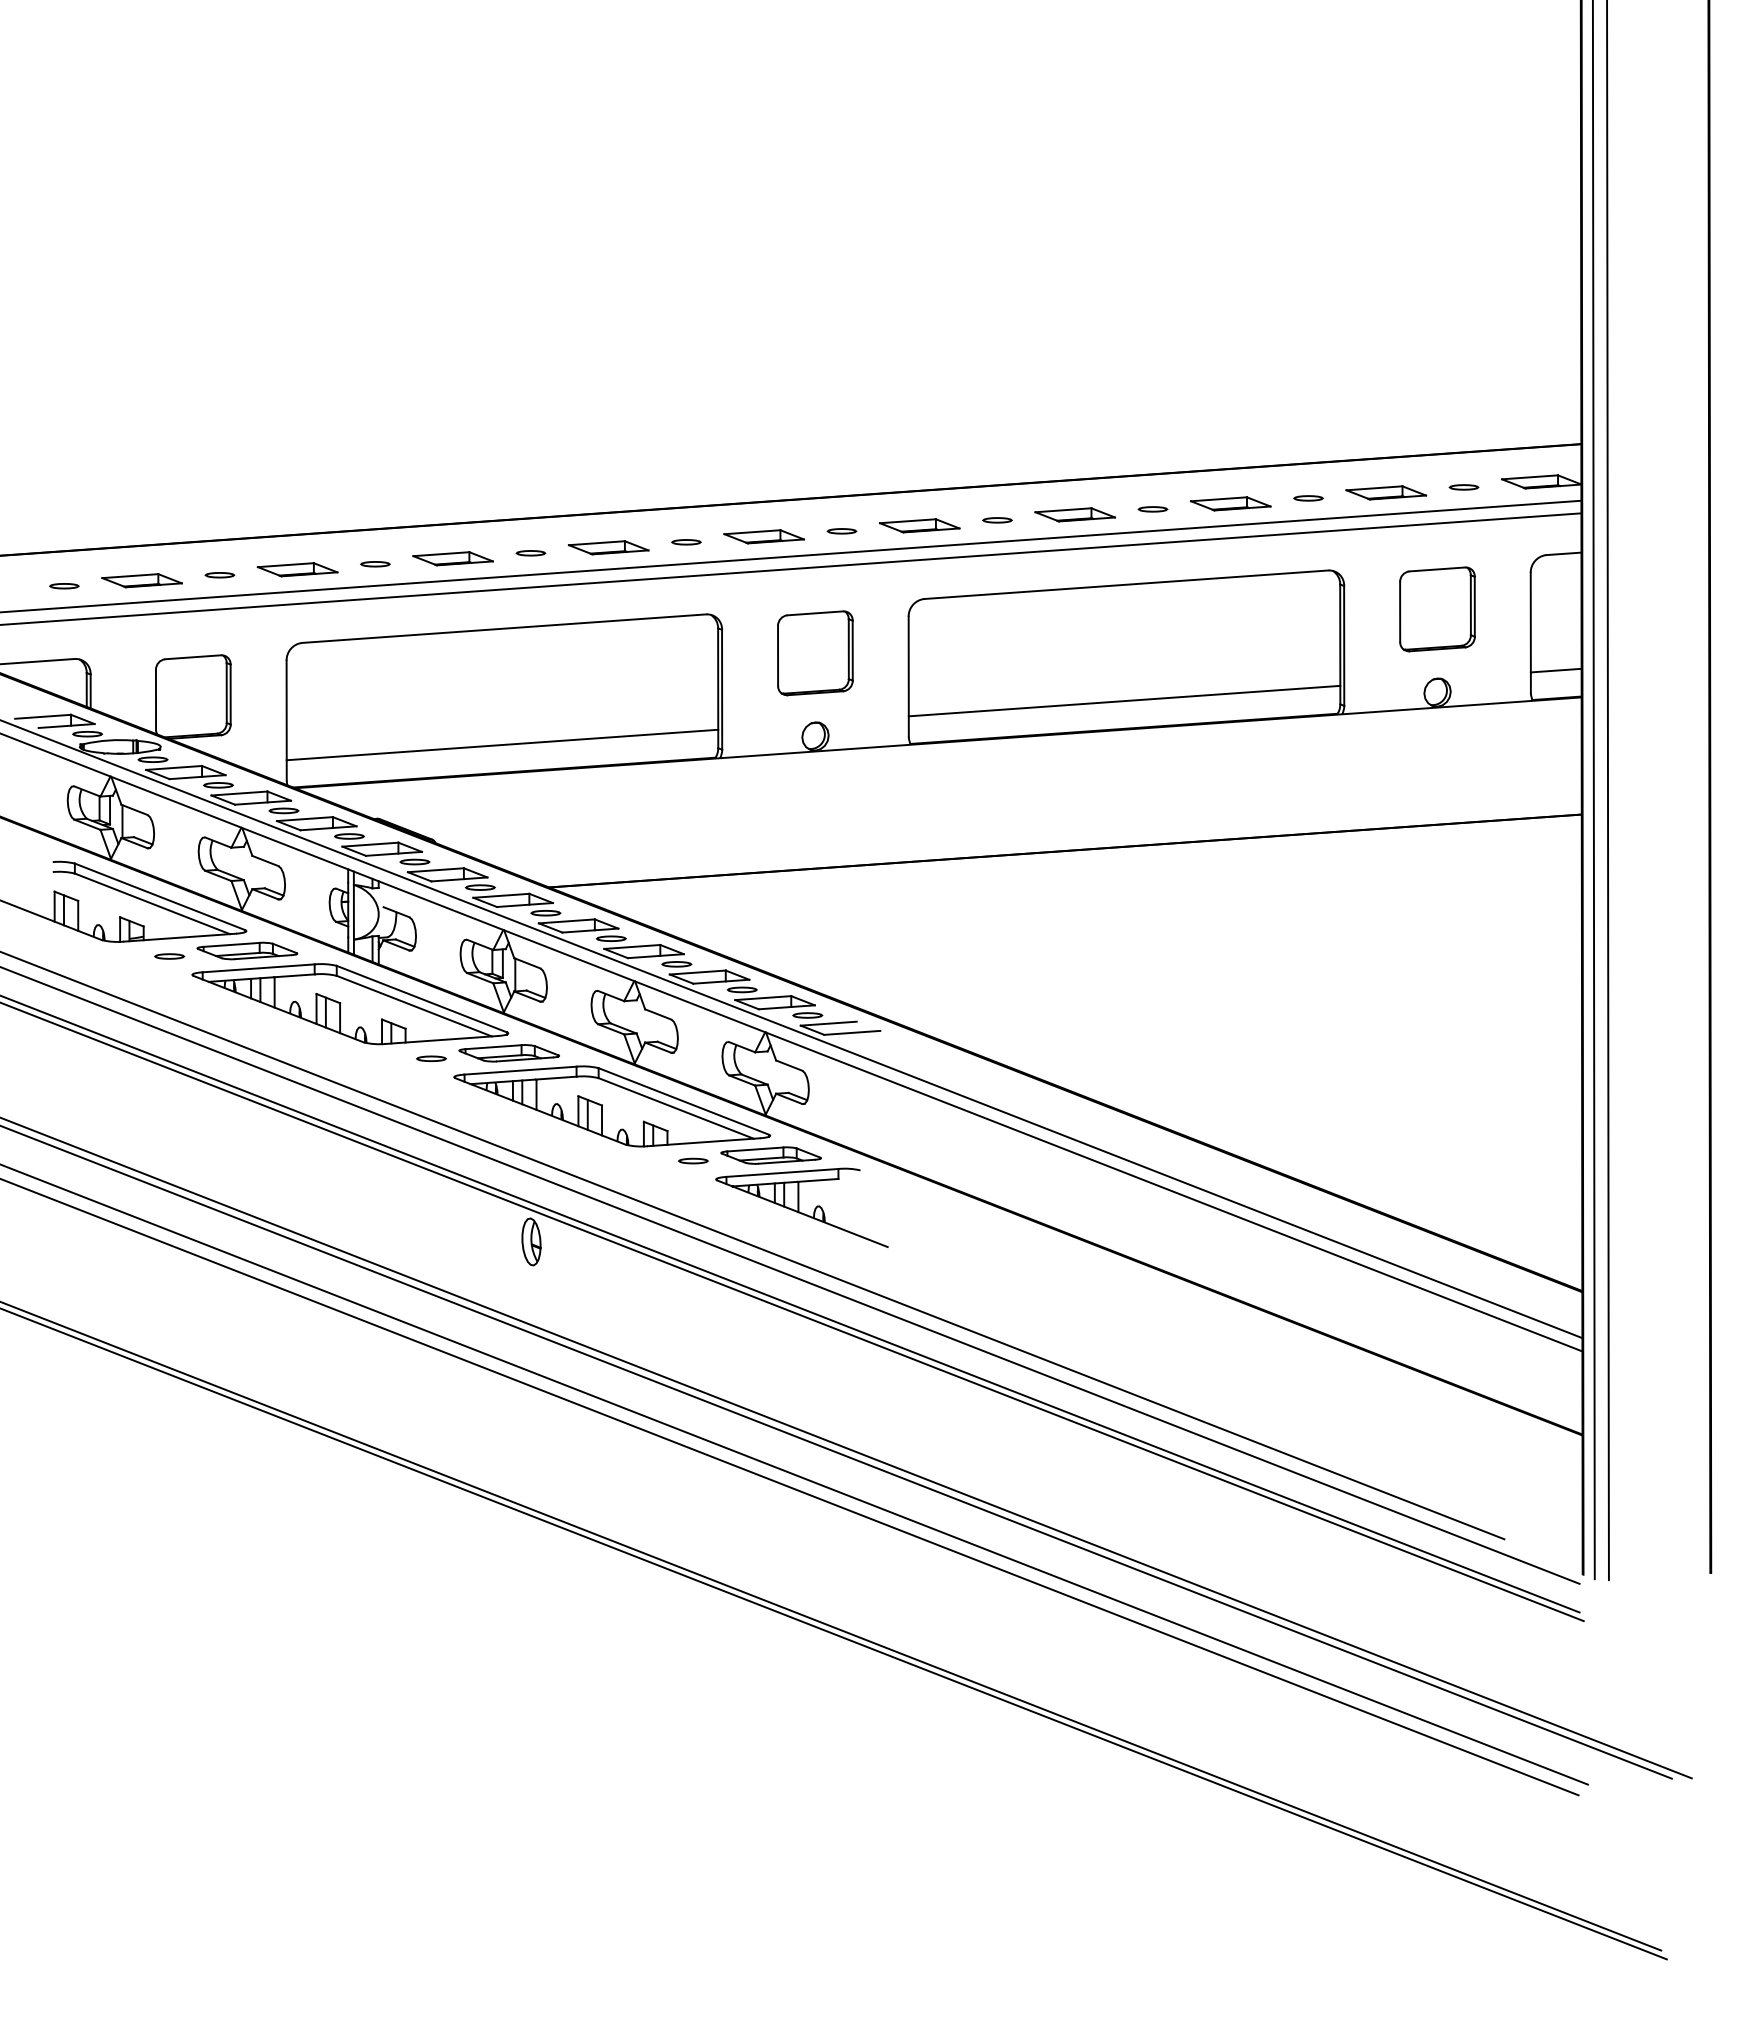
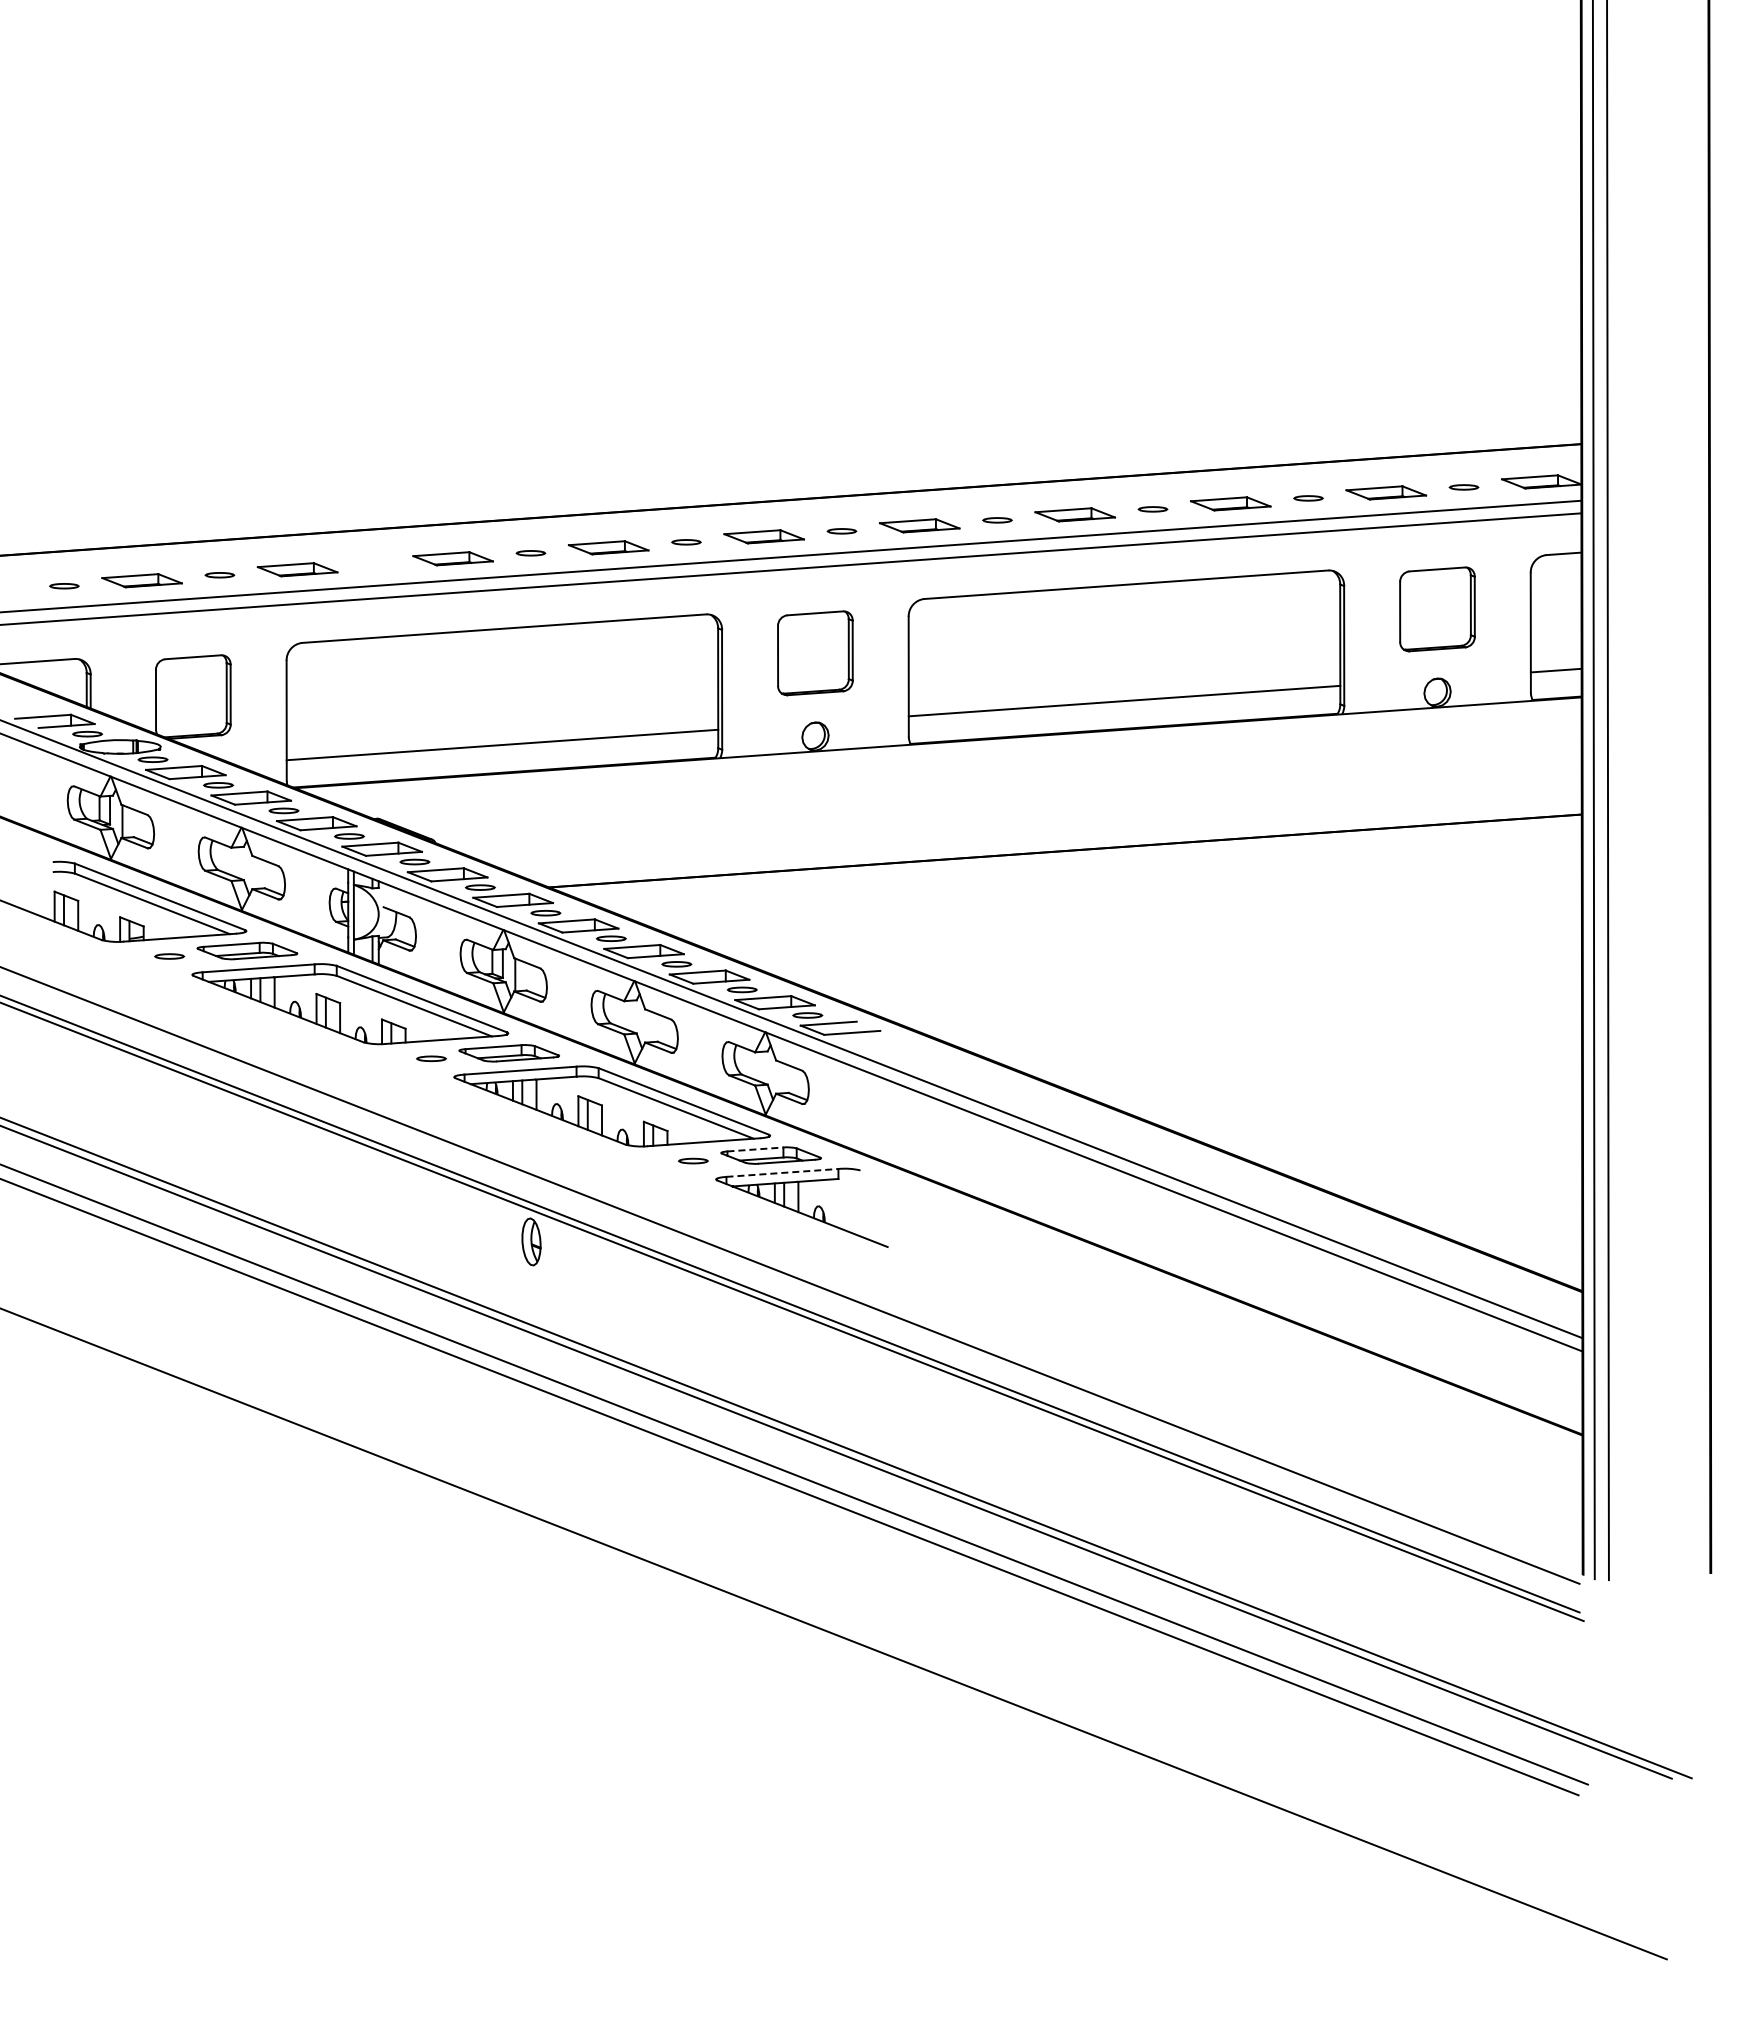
part: present -> none (375, 564)
line: solid -> dashed (755, 1149)
line: solid -> dashed (782, 1172)
line: present -> none (753, 1245)
line: present -> none (831, 1626)
